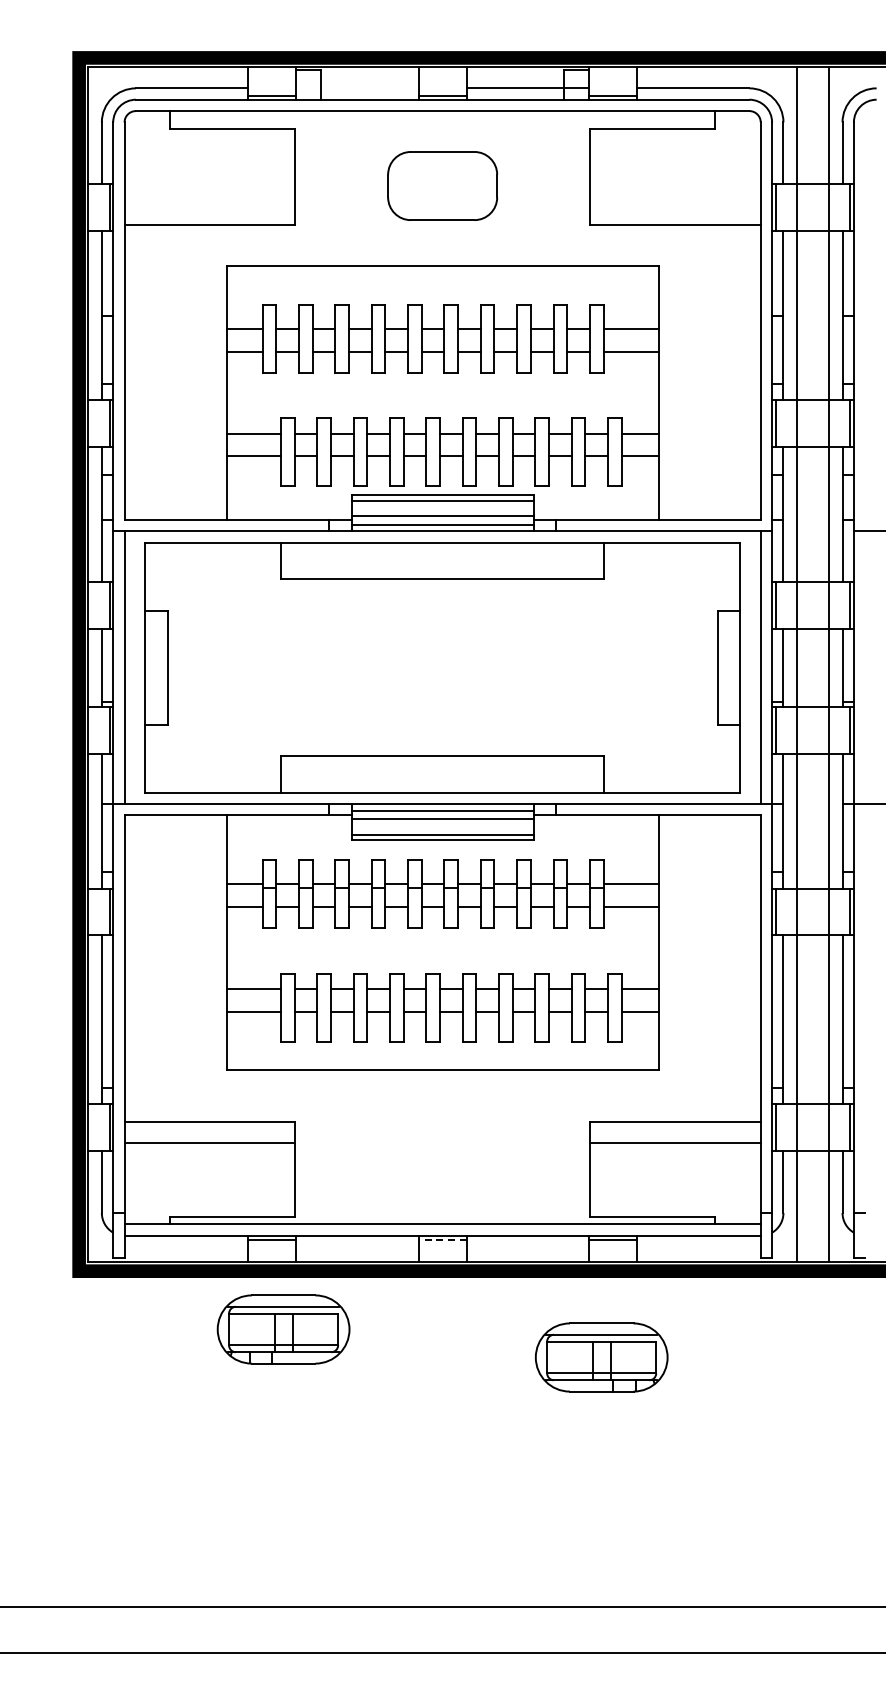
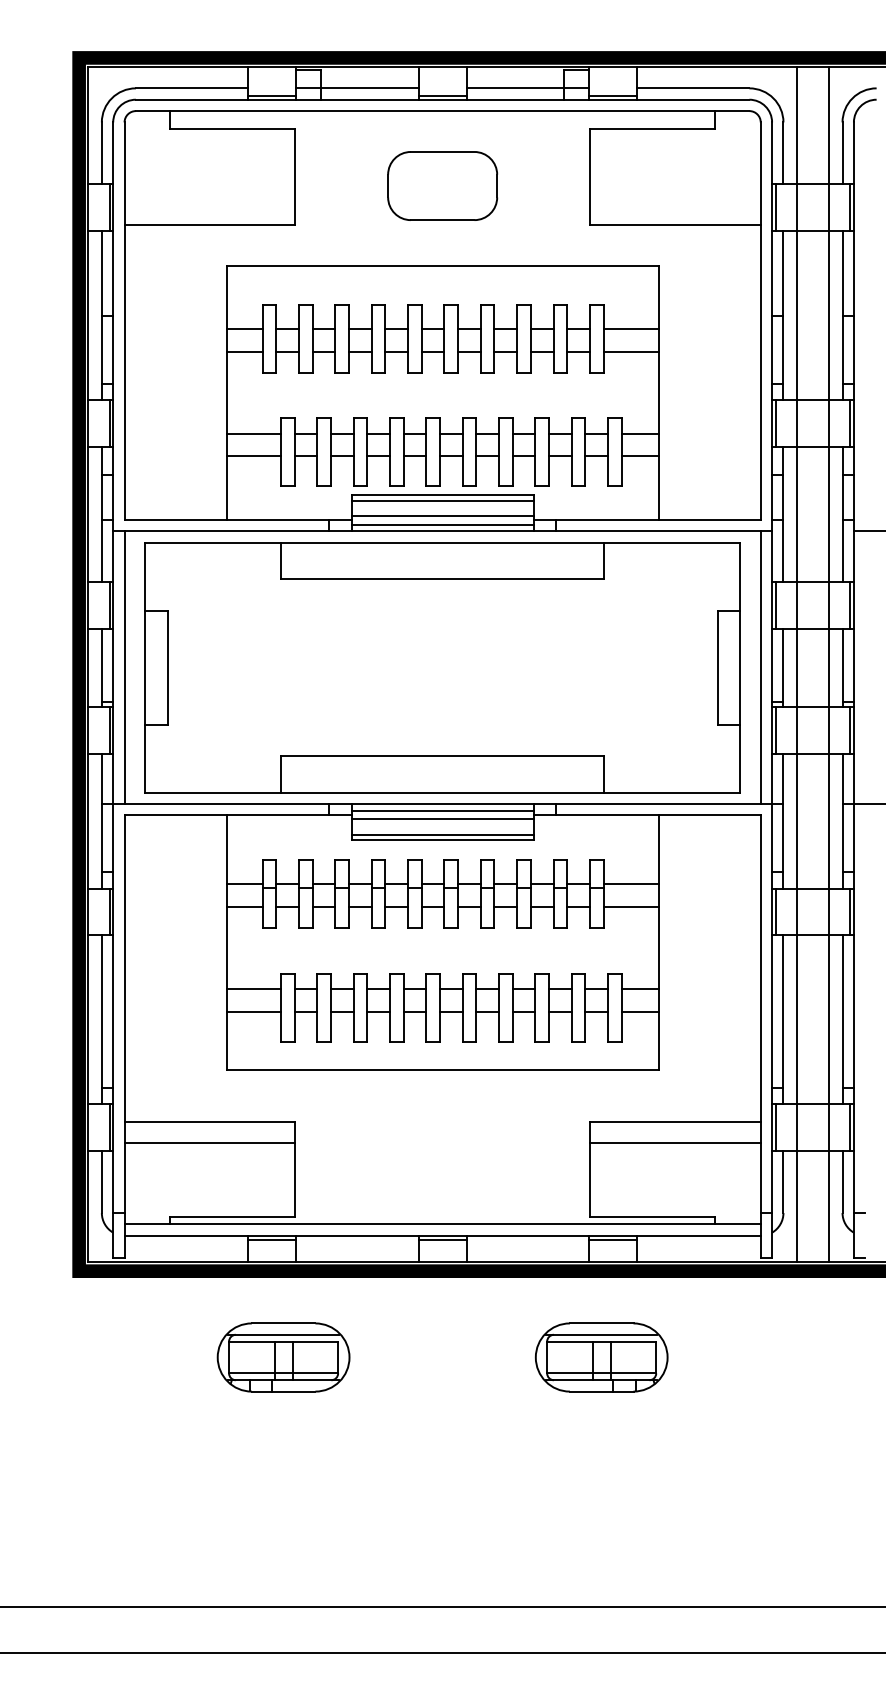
line: none -> present (357, 88)
line: dashed -> solid (442, 1240)
part position: (283, 1329) -> (283, 1357) (283, 1357)
